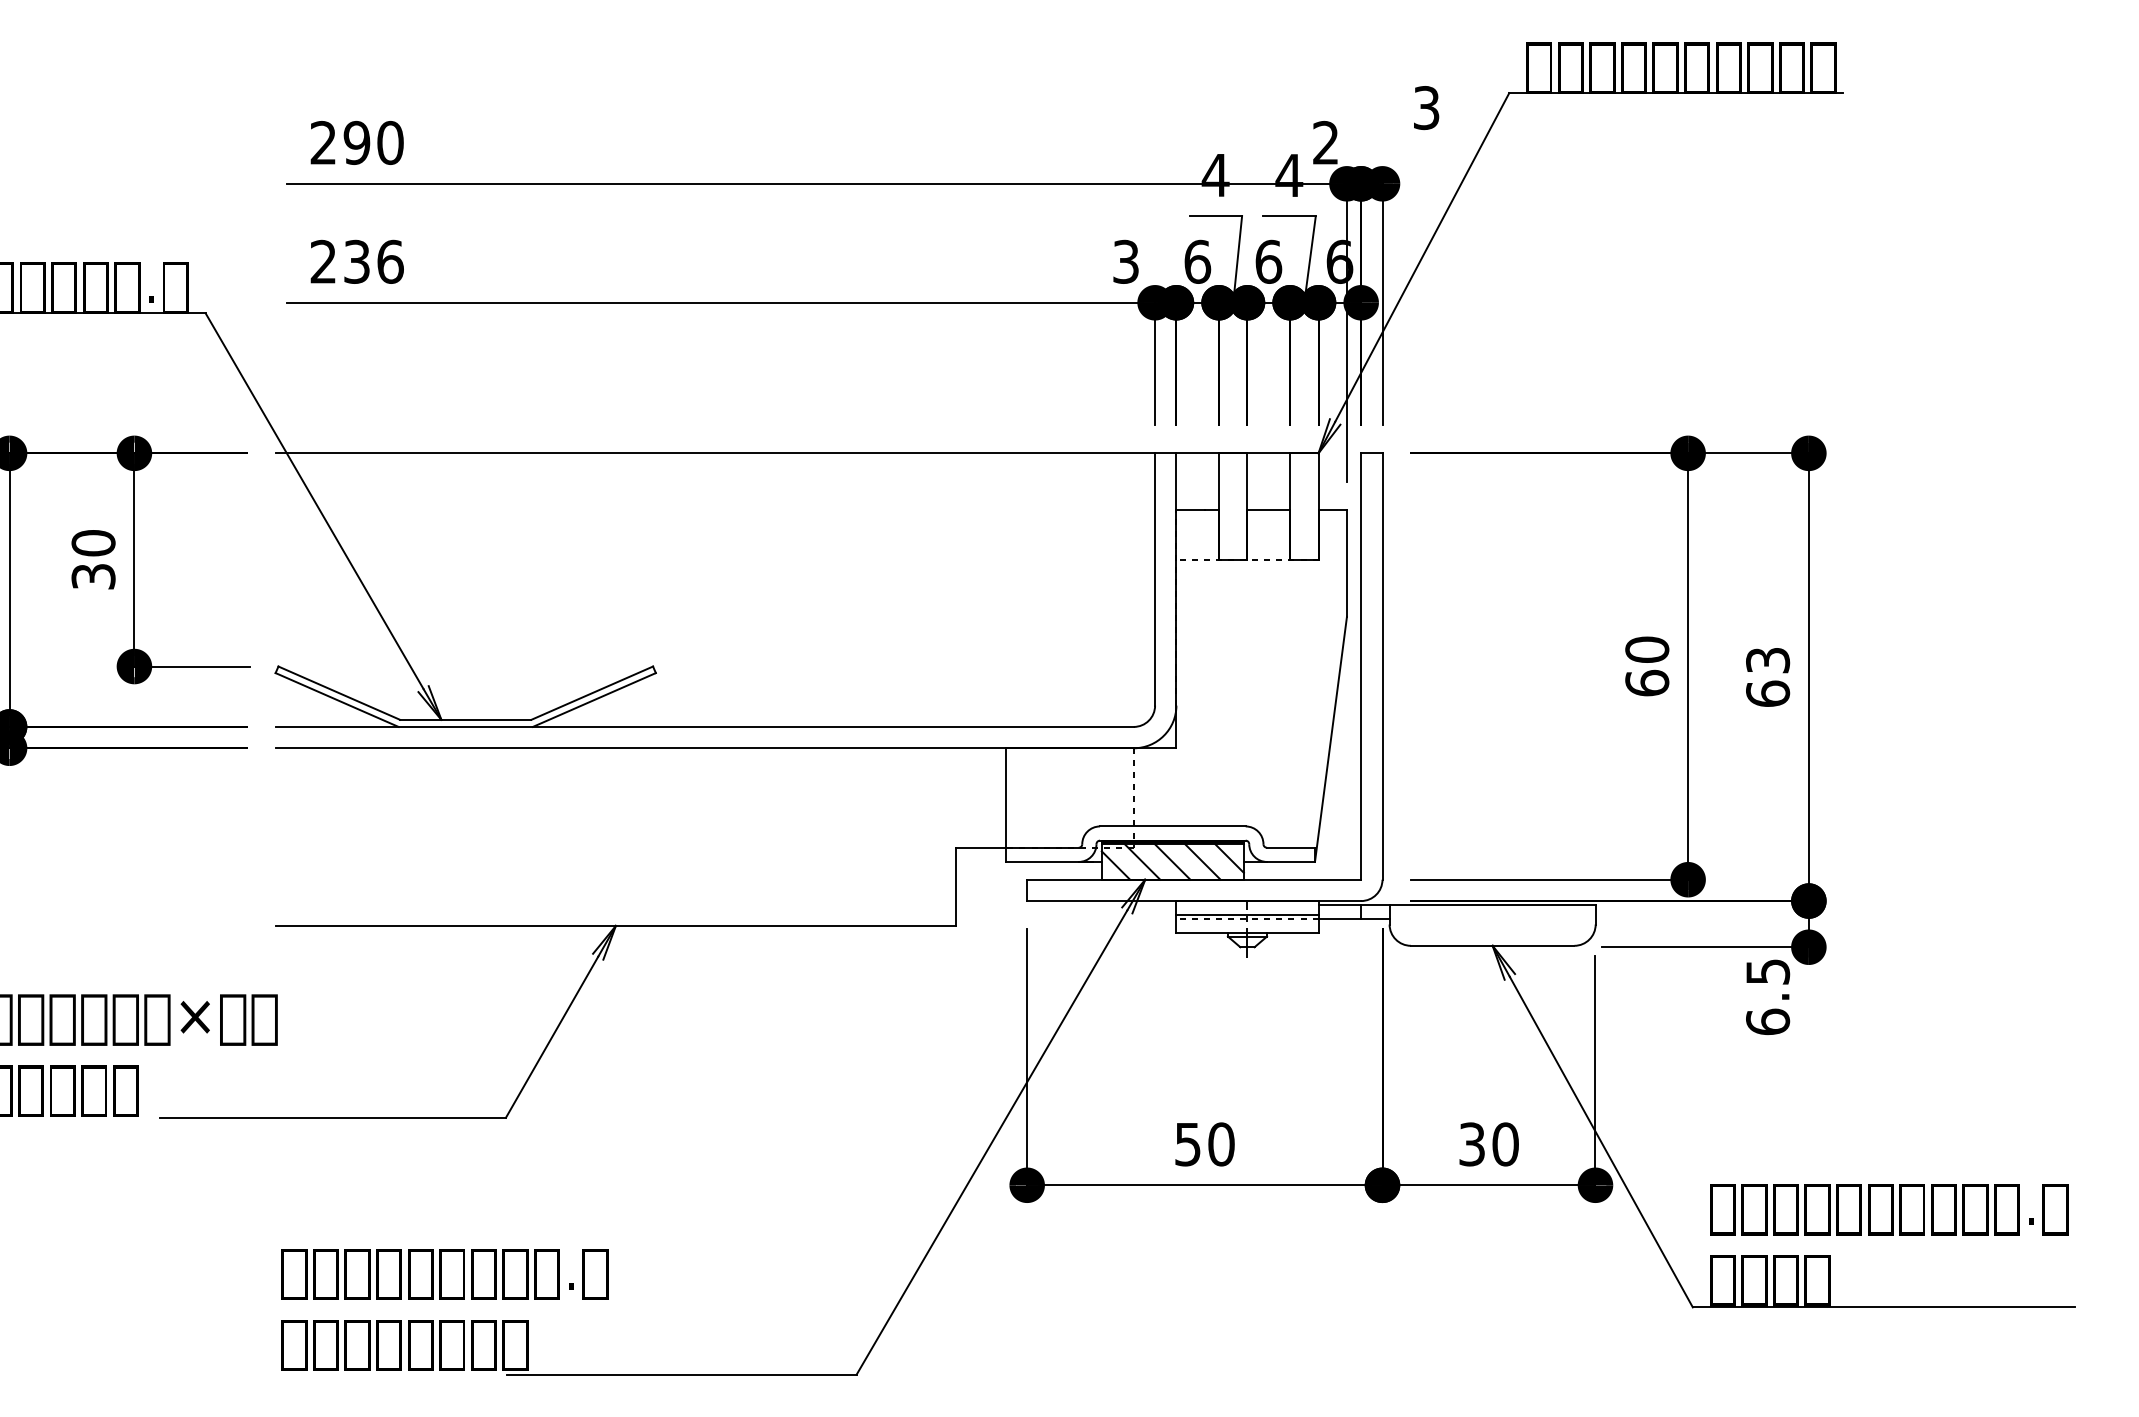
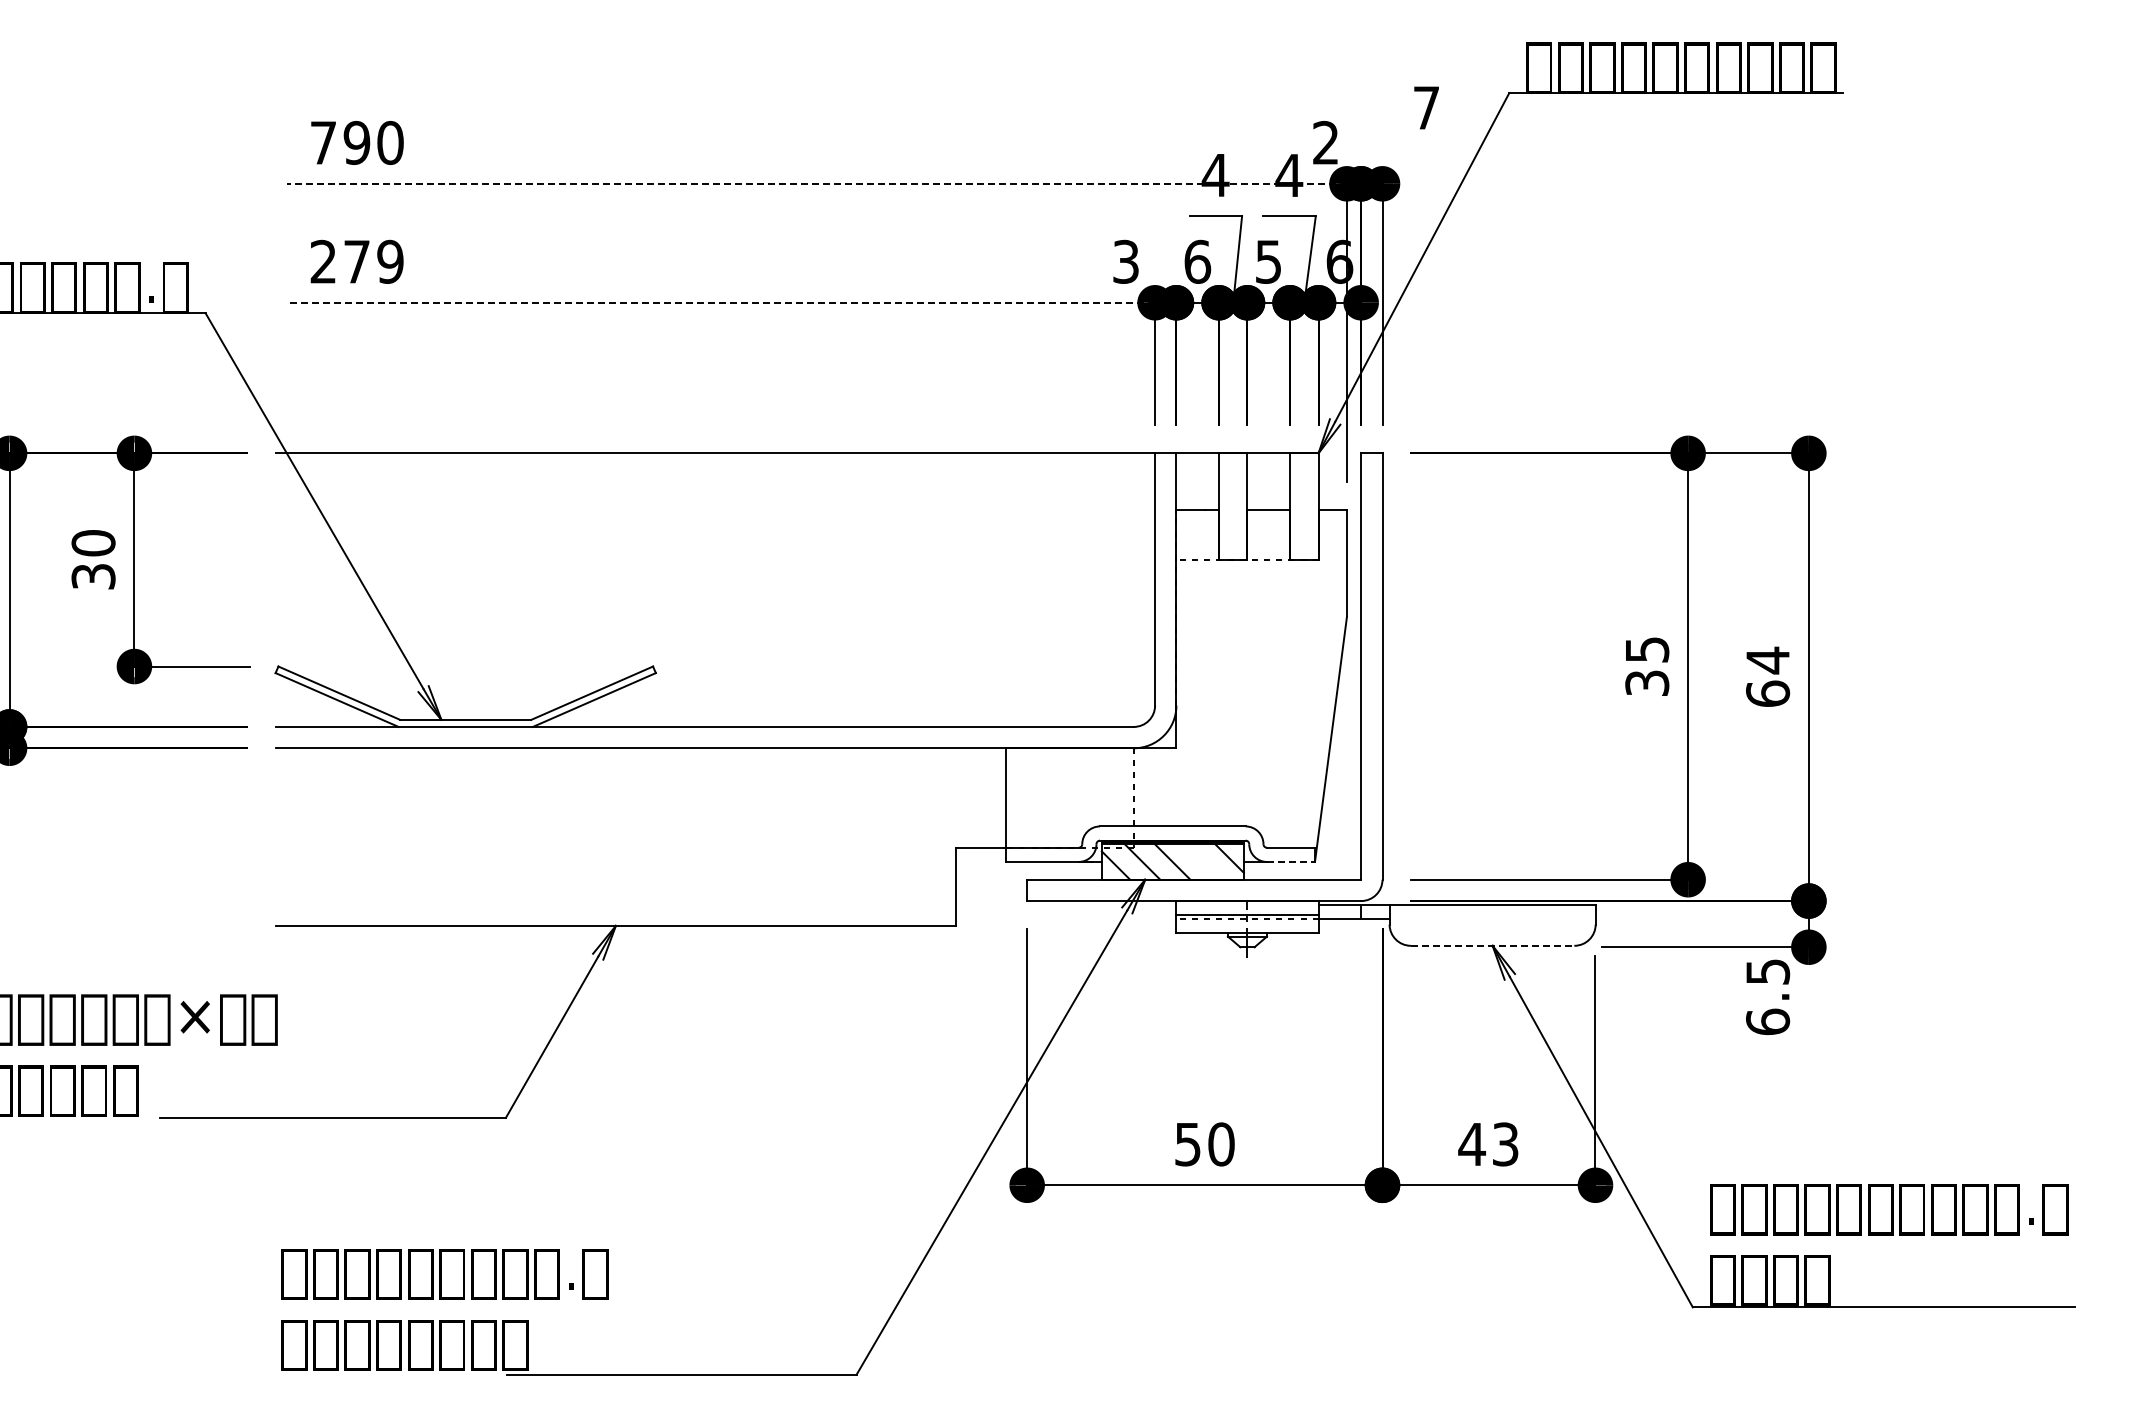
text: 3 -> 7 (1426, 108)
text: 290 -> 790 (322, 142)
line: solid -> dashed (816, 183)
text: 236 -> 279 (373, 261)
text: 6 -> 5 (1268, 261)
line: solid -> dashed (720, 302)
text: 63 -> 64 (1768, 660)
text: 60 -> 35 (1647, 666)
line: present -> none (1202, 861)
line: solid -> dashed (1291, 861)
line: solid -> dashed (1492, 945)
text: 30 -> 43 (1488, 1144)
